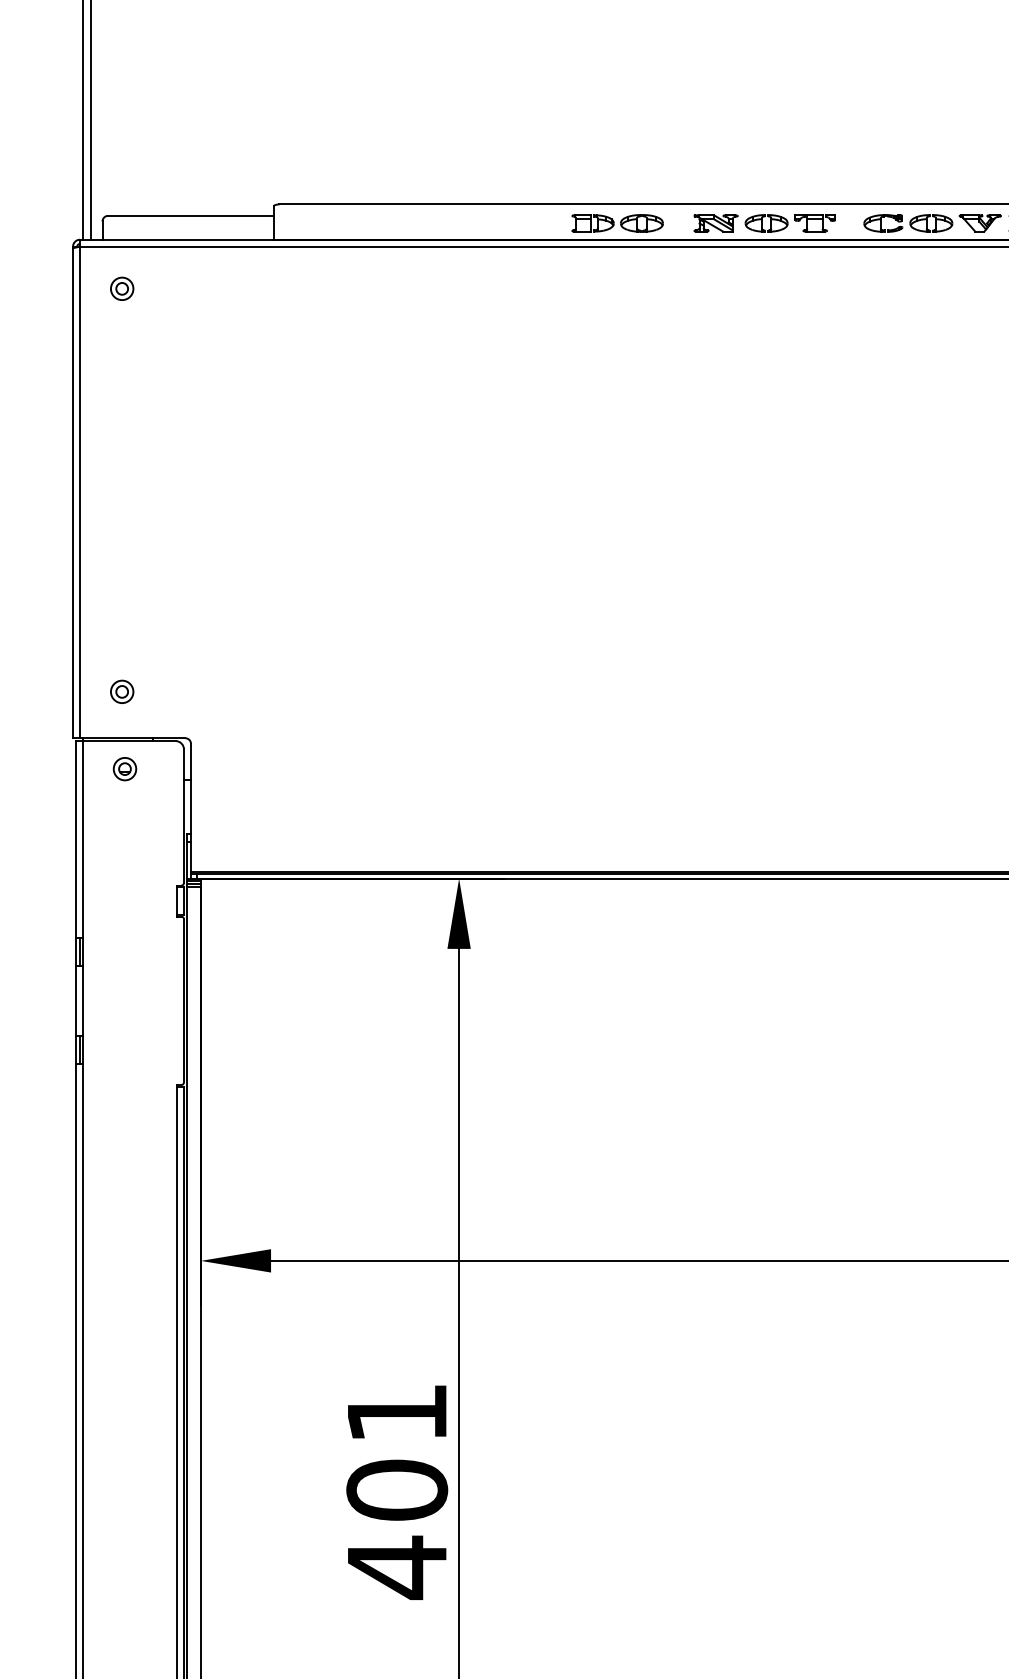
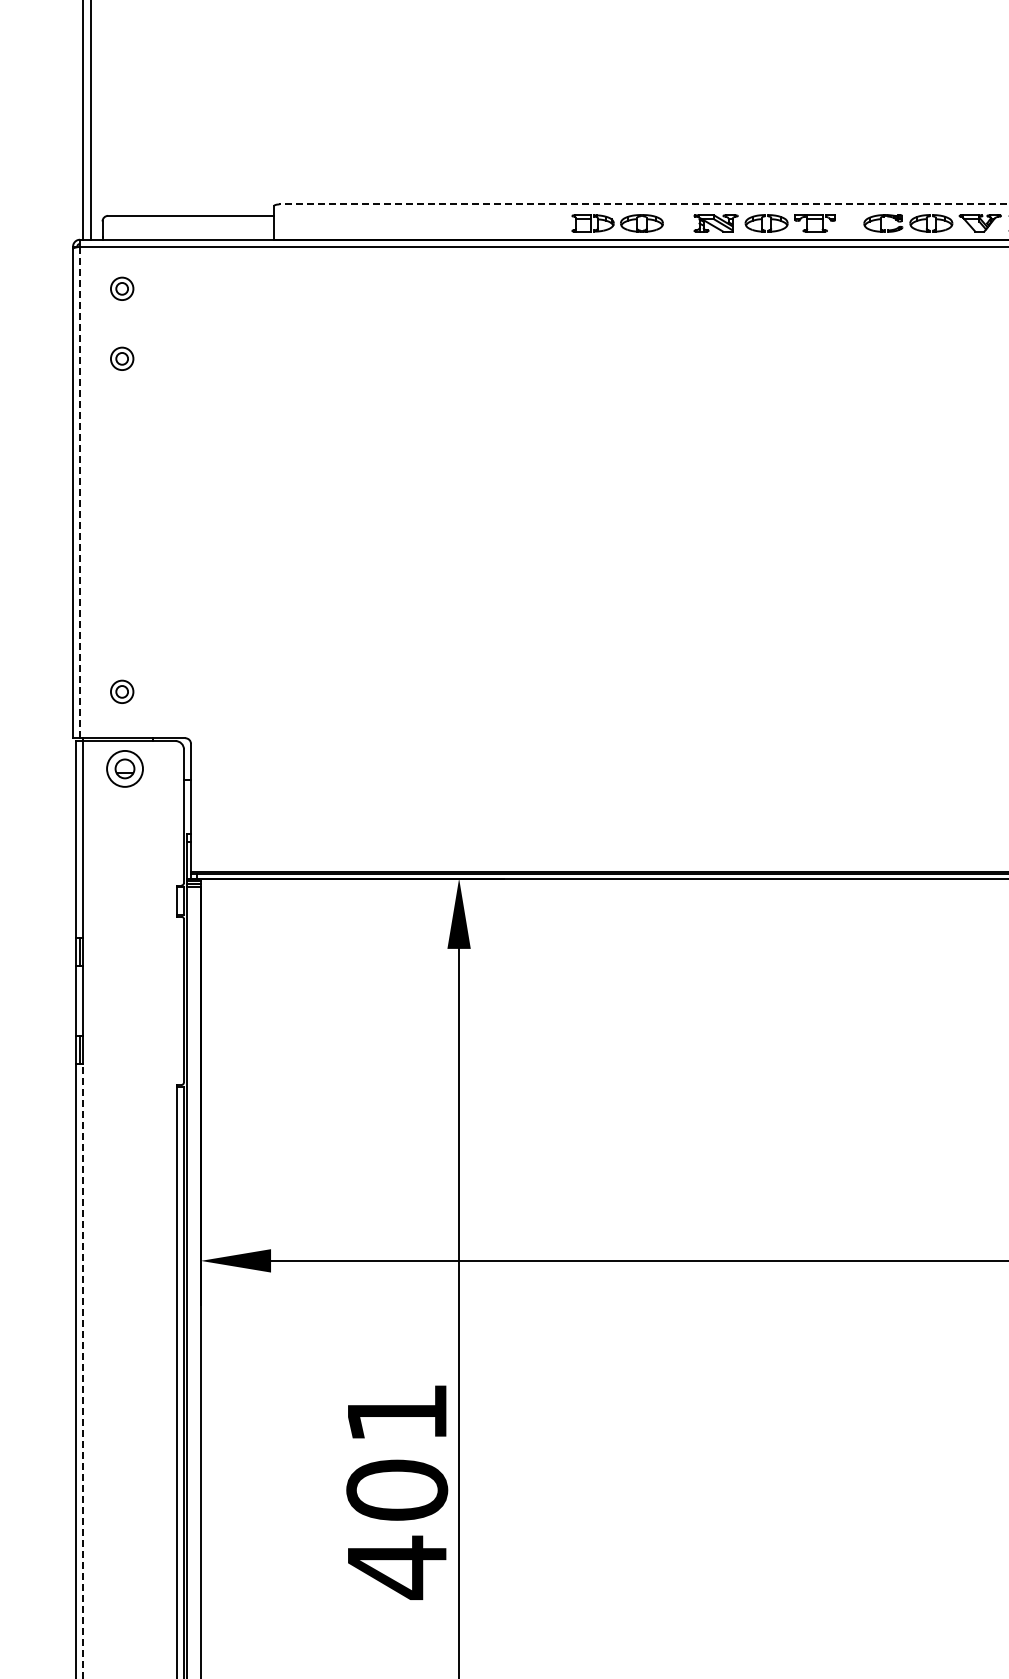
line: solid -> dashed (644, 204)
part: none -> present (122, 358)
line: solid -> dashed (80, 492)
part size: 26x25 px -> 38x38 px (124, 768)
line: solid -> dashed (82, 1370)
